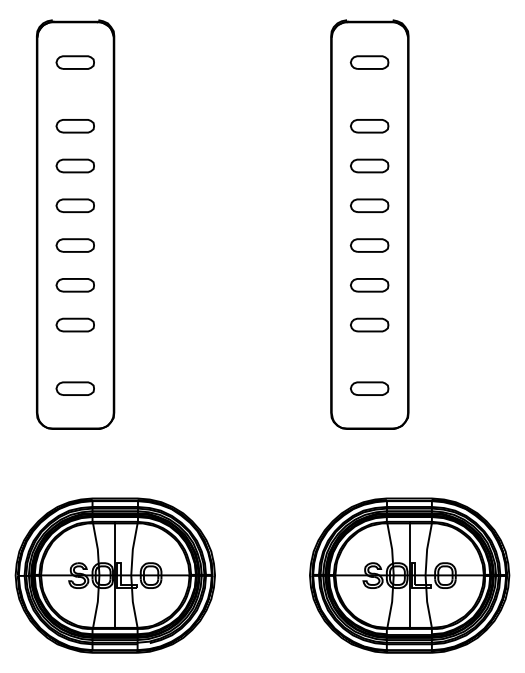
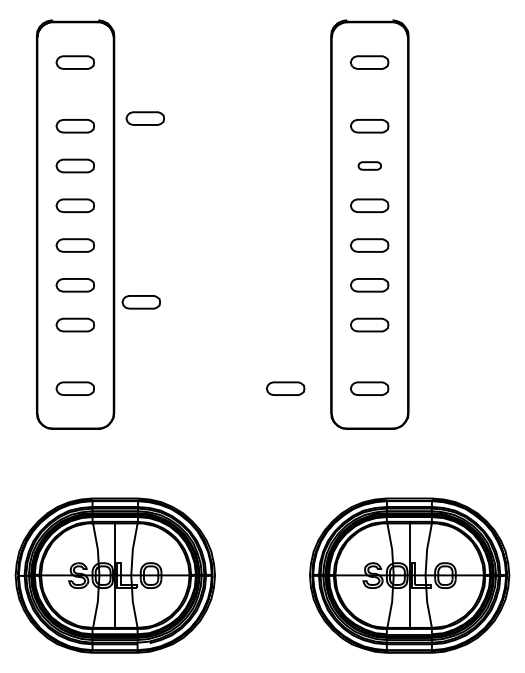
part: none -> present (144, 118)
part size: 40x16 px -> 25x10 px (369, 165)
part: none -> present (140, 302)
part: none -> present (285, 388)
